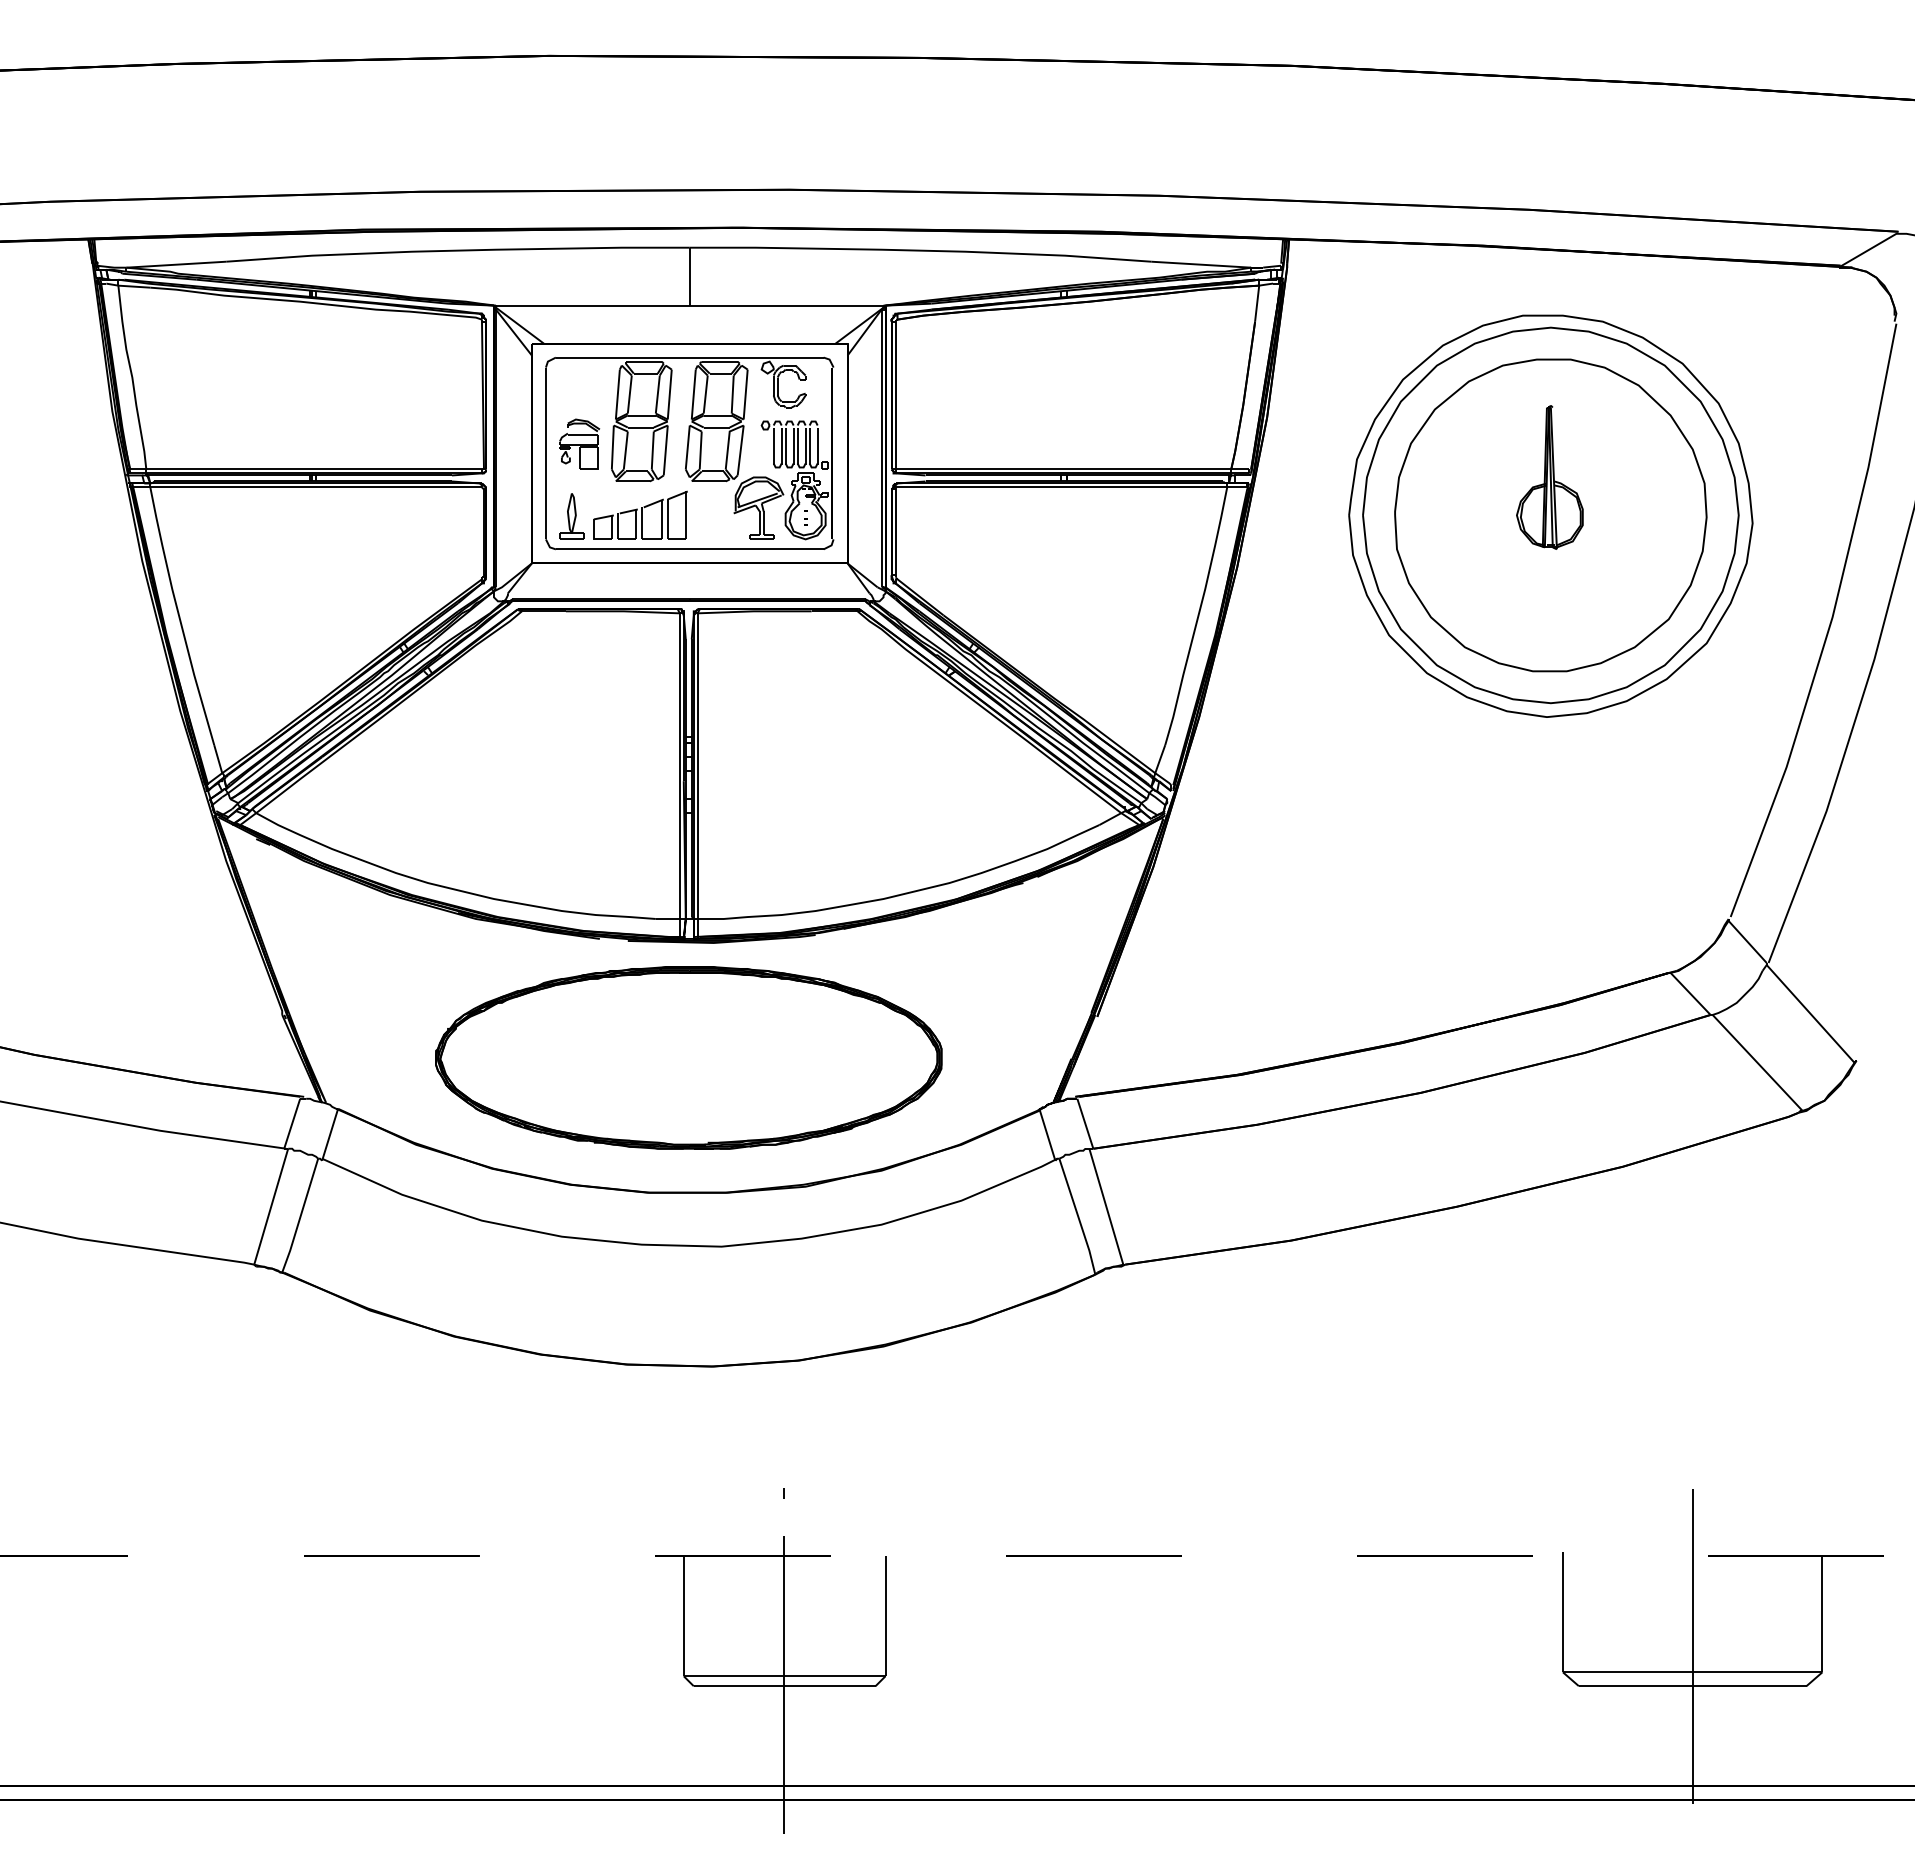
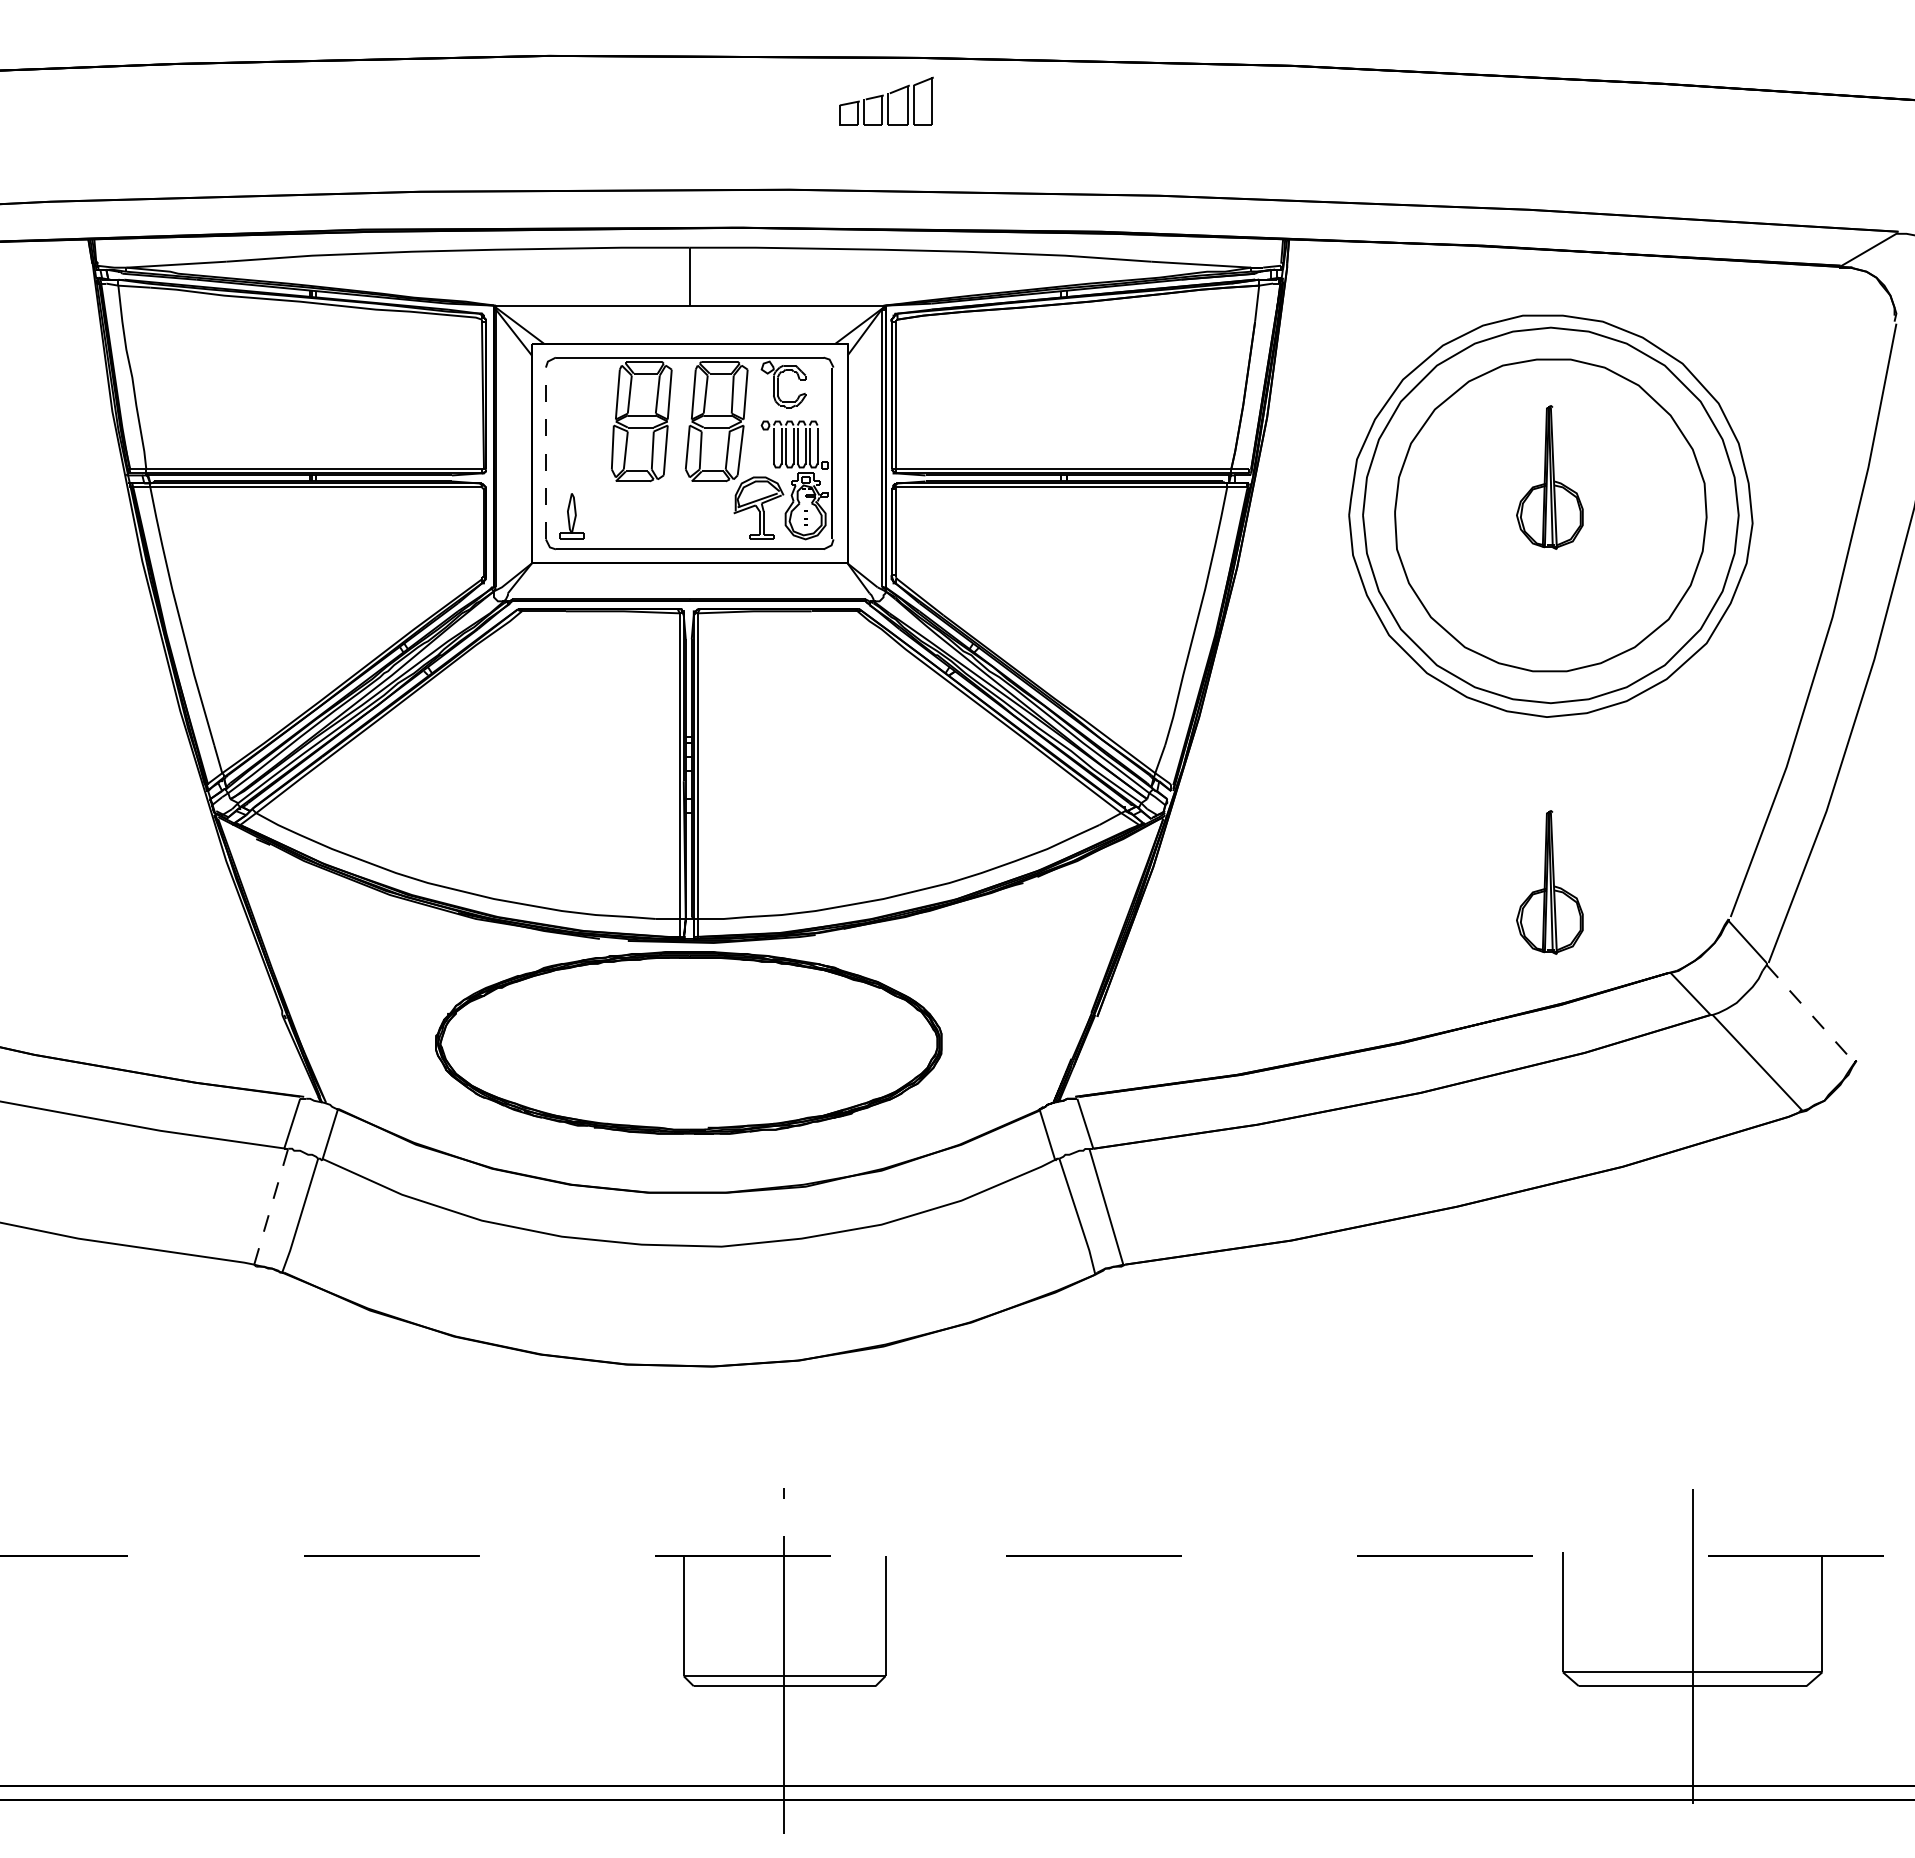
part: present -> none (579, 443)
line: solid -> dashed (545, 453)
part position: (640, 514) -> (886, 100) (886, 100)
part: none -> present (1549, 882)
line: solid -> dashed (1810, 1013)
part position: (688, 1057) -> (688, 1042) (688, 1042)
line: solid -> dashed (271, 1206)
